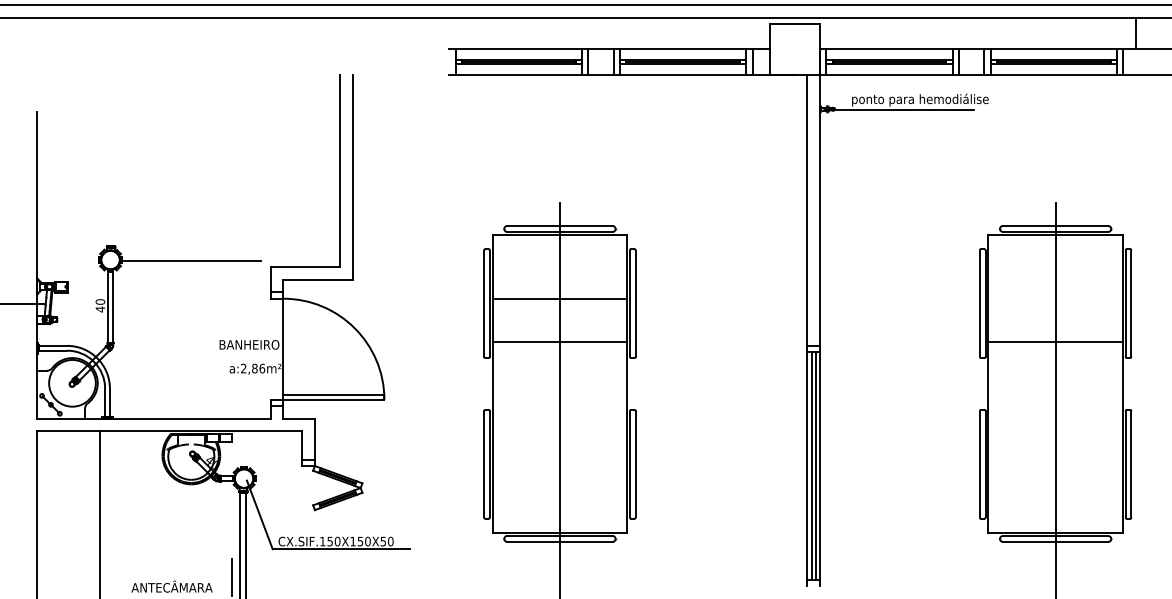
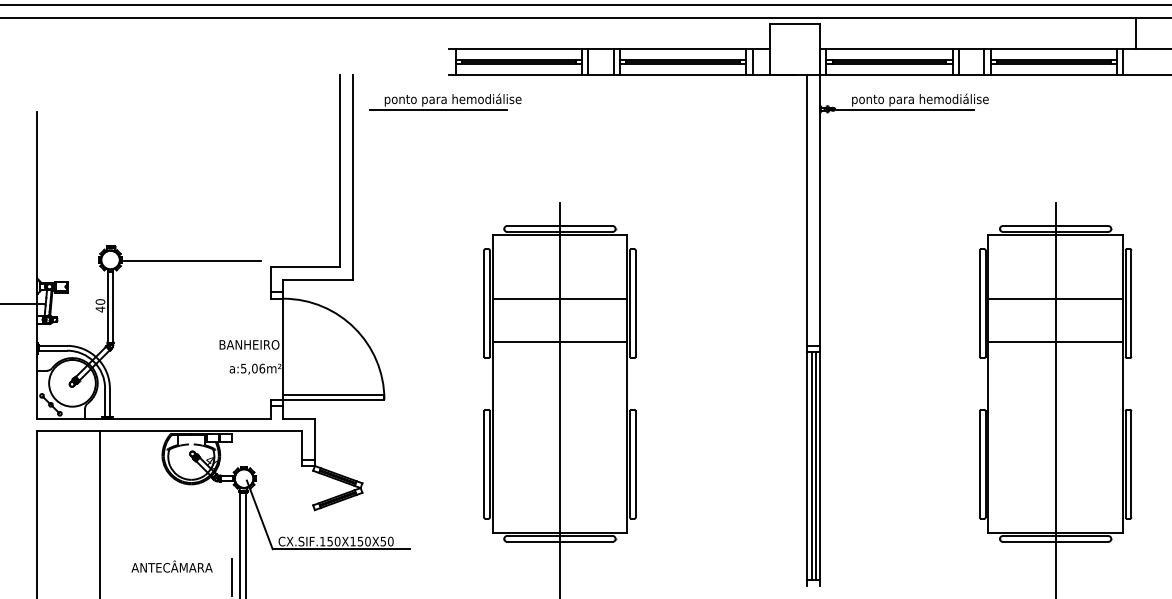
part: none -> present (445, 101)
line: none -> present (1055, 299)
text: a:2,86m² -> a:5,06m² (249, 368)
text position: (171, 586) -> (171, 566) (171, 566)
